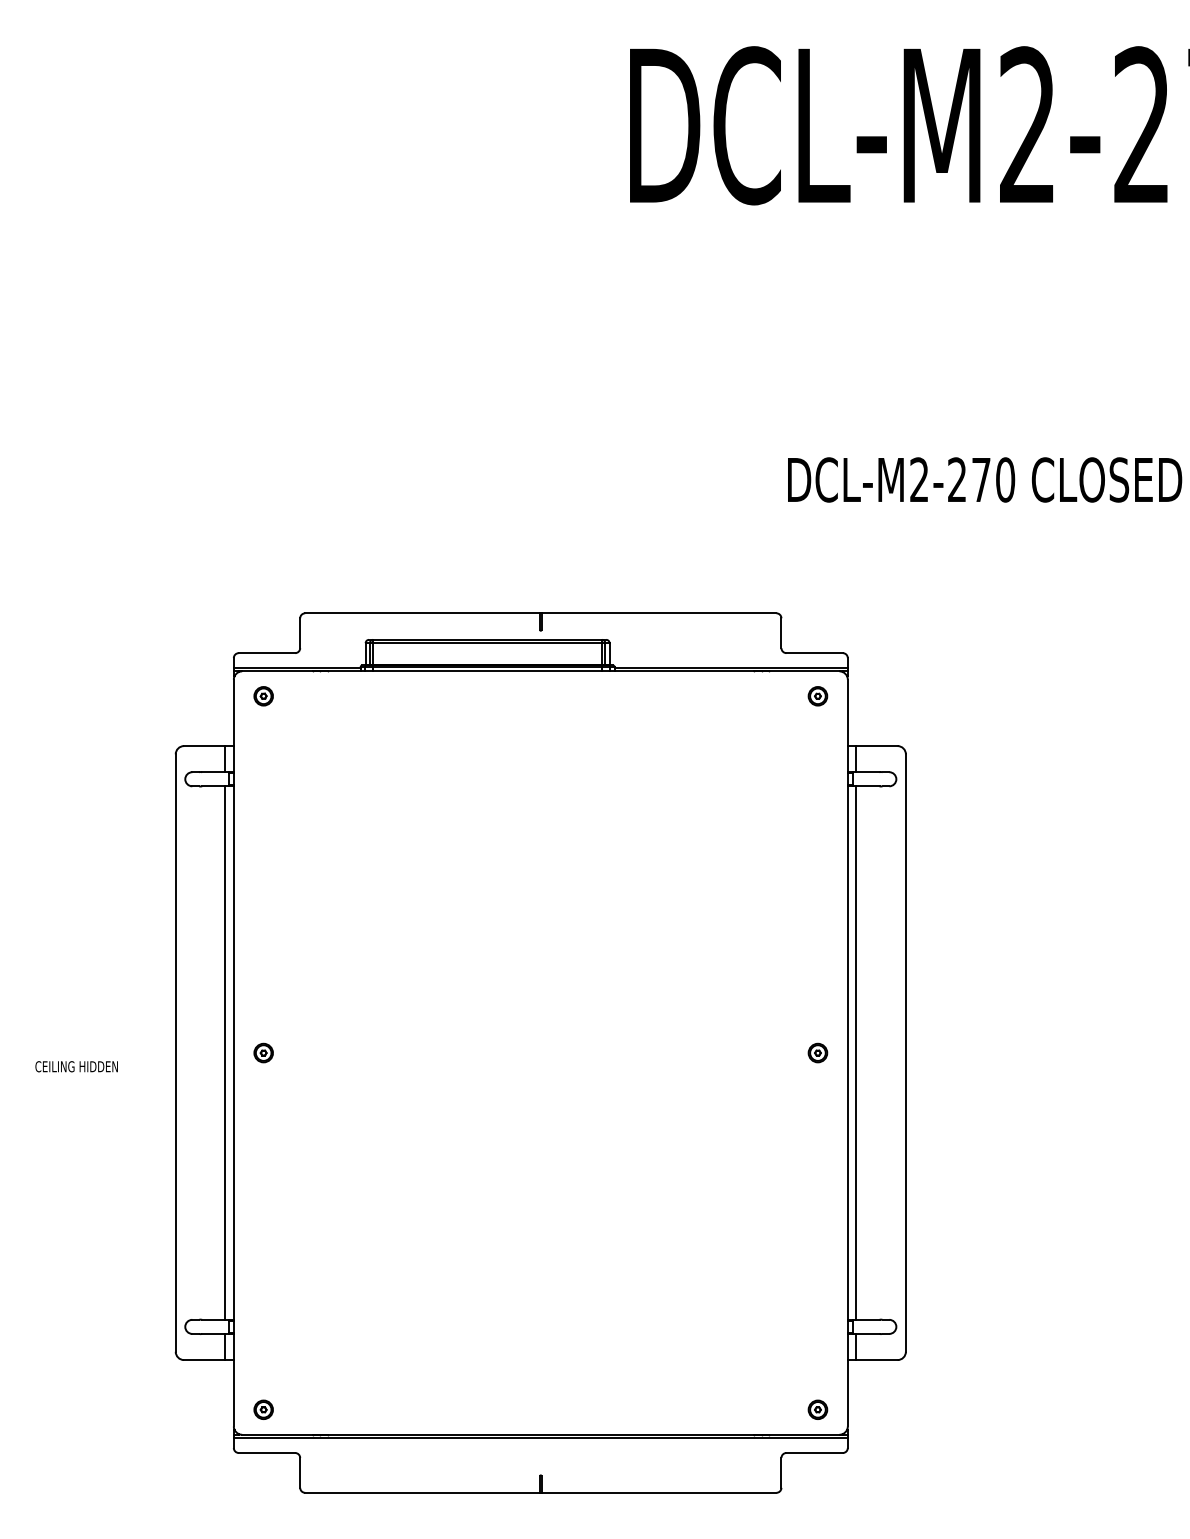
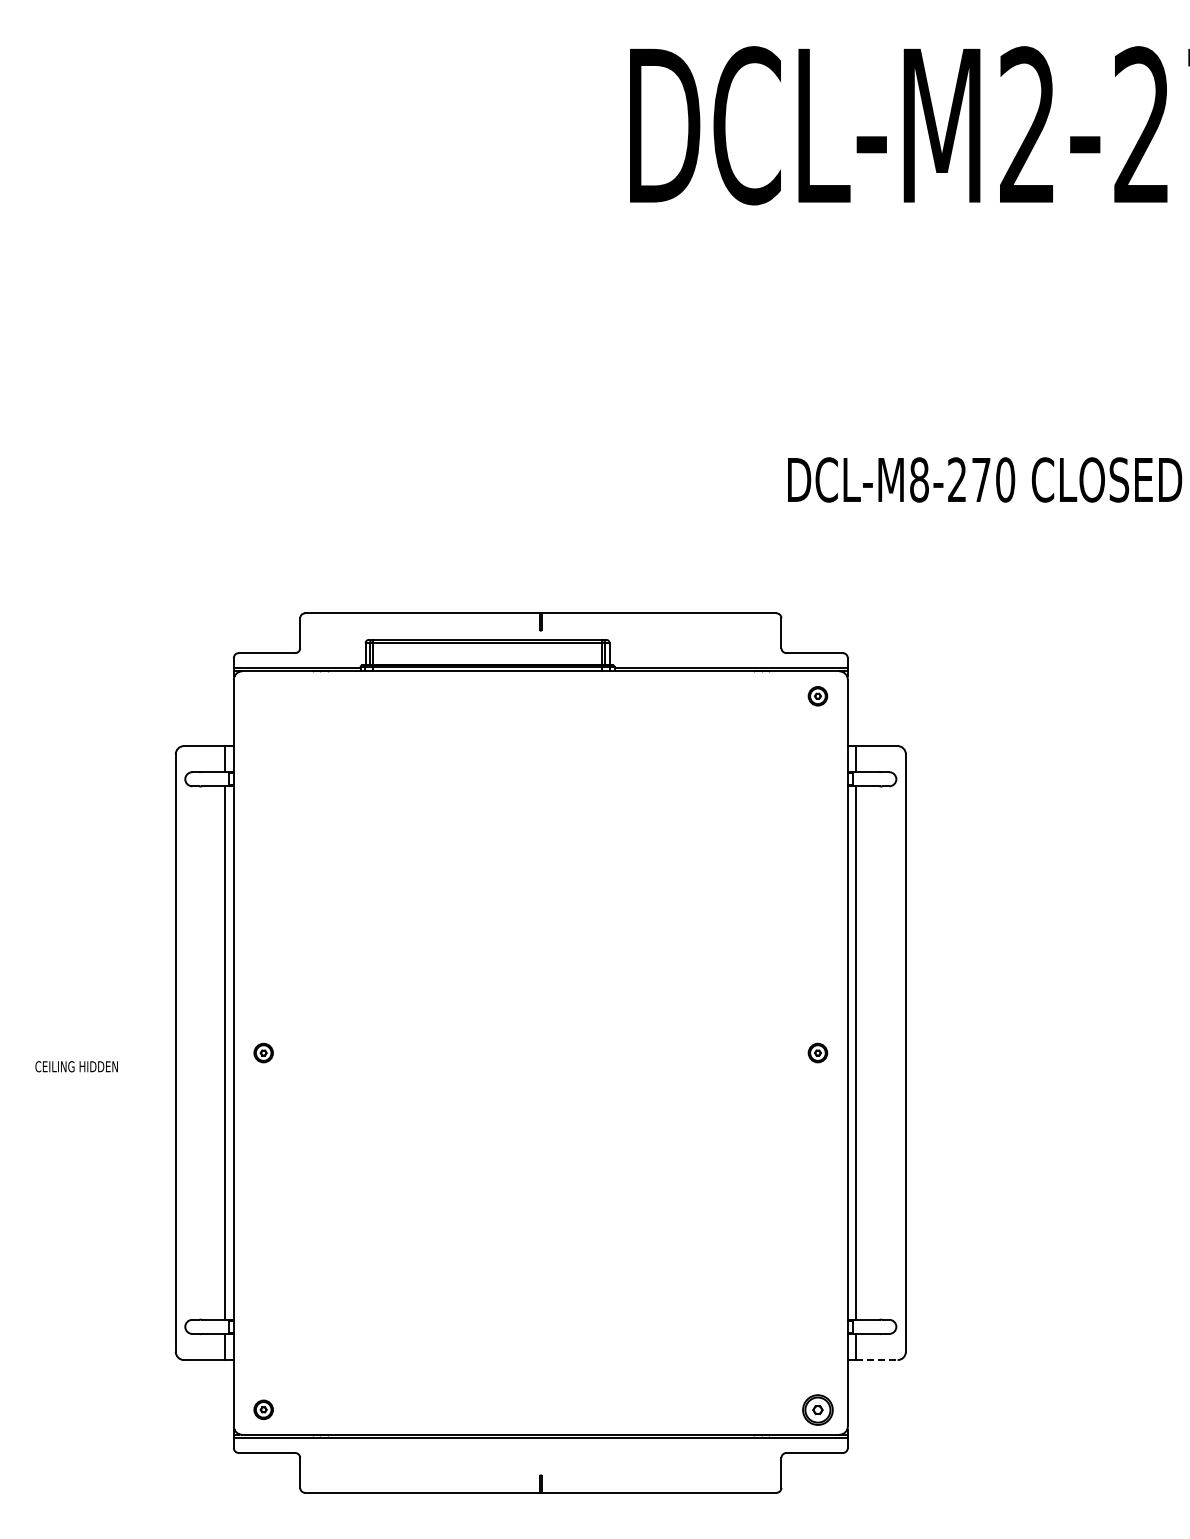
text: DCL-M2-270 -> DCL-M8-270 (919, 479)
part: present -> none (263, 696)
line: solid -> dashed (876, 1360)
part size: 22x21 px -> 32x32 px (817, 1409)
